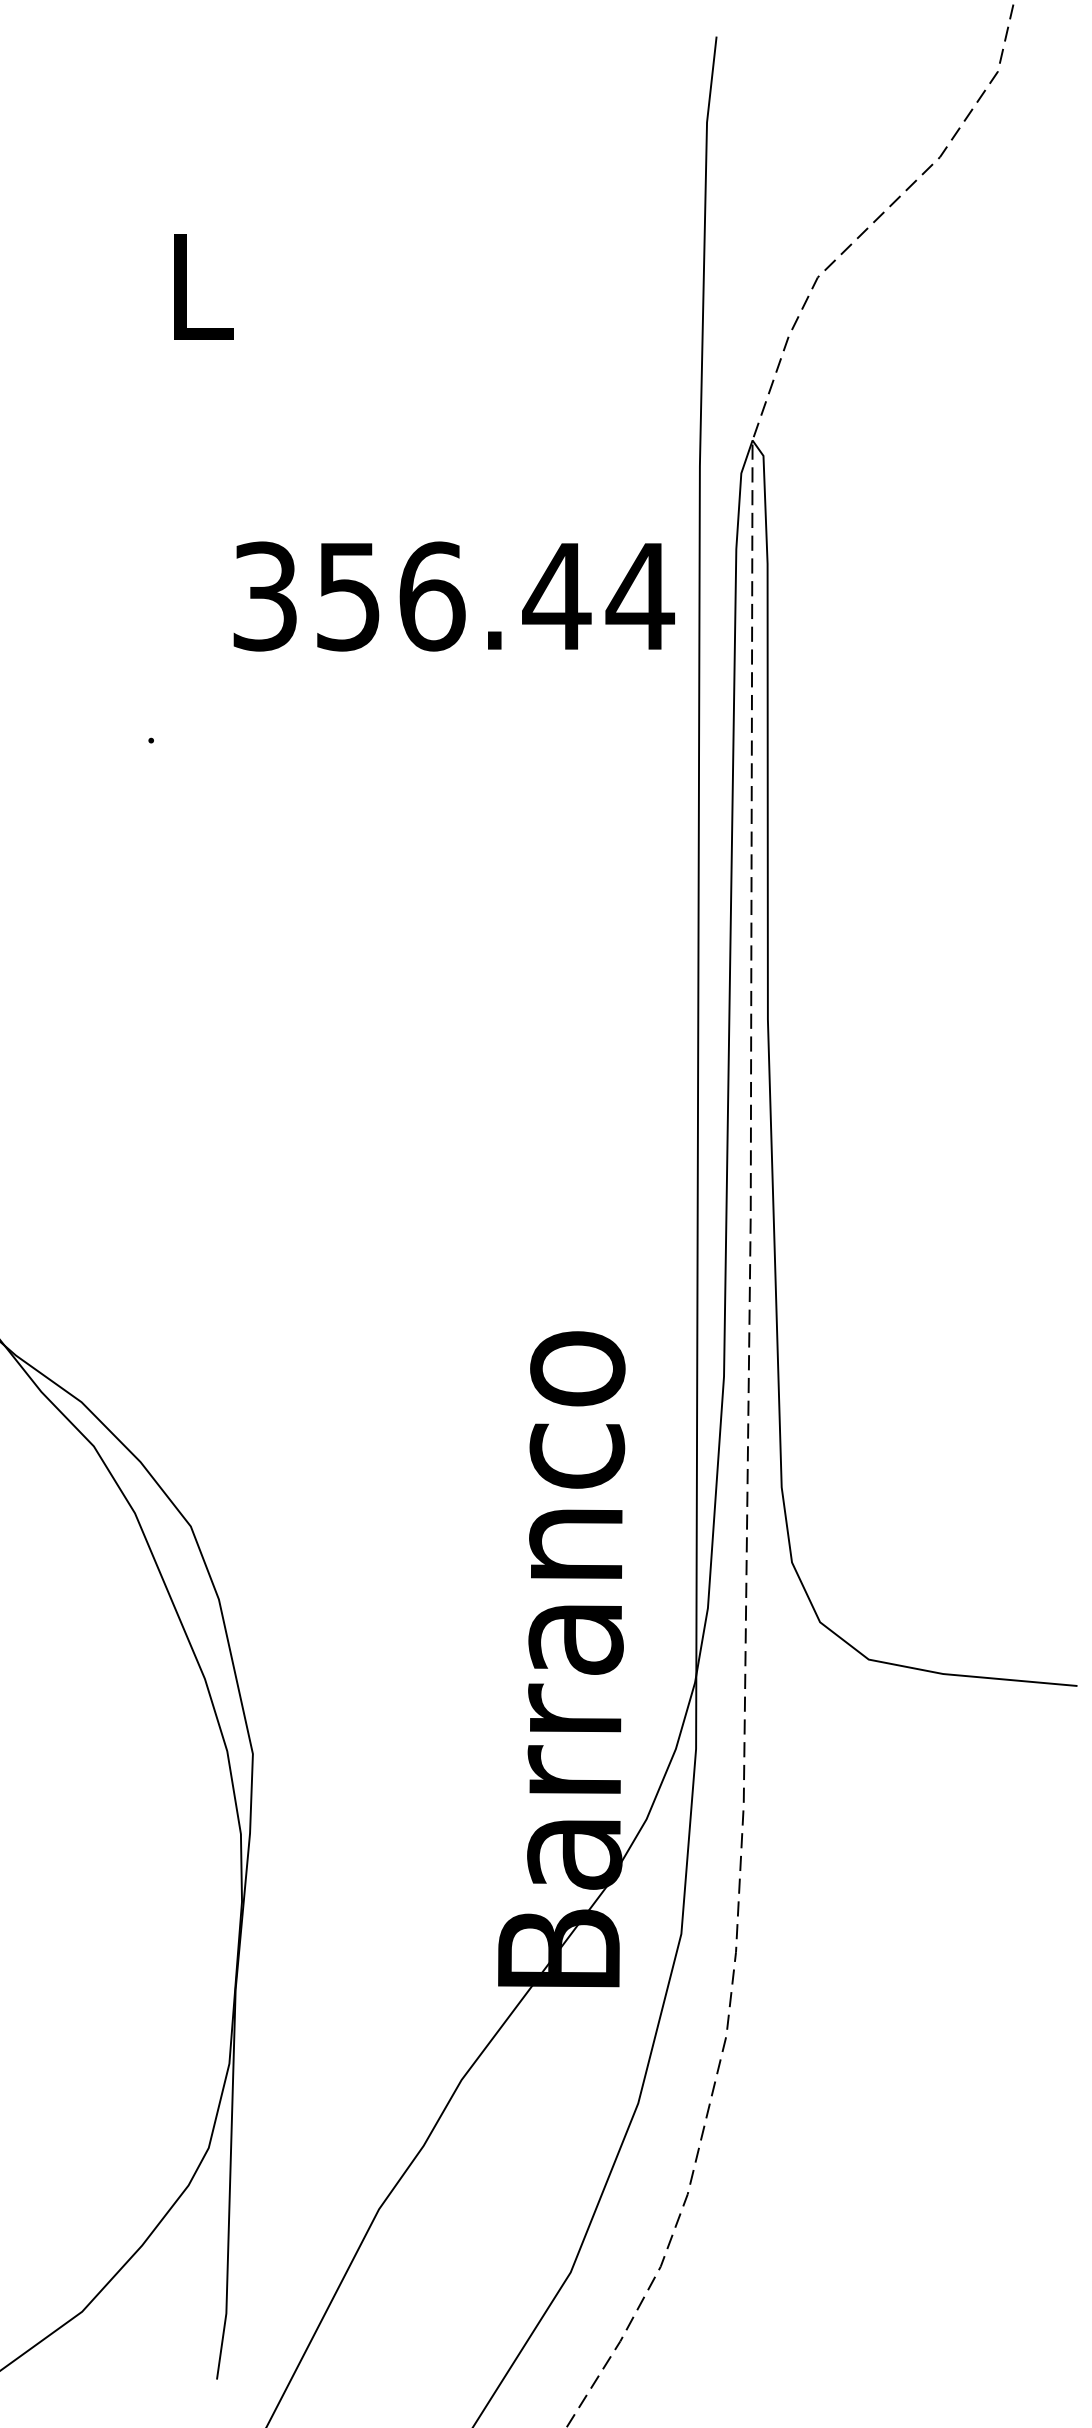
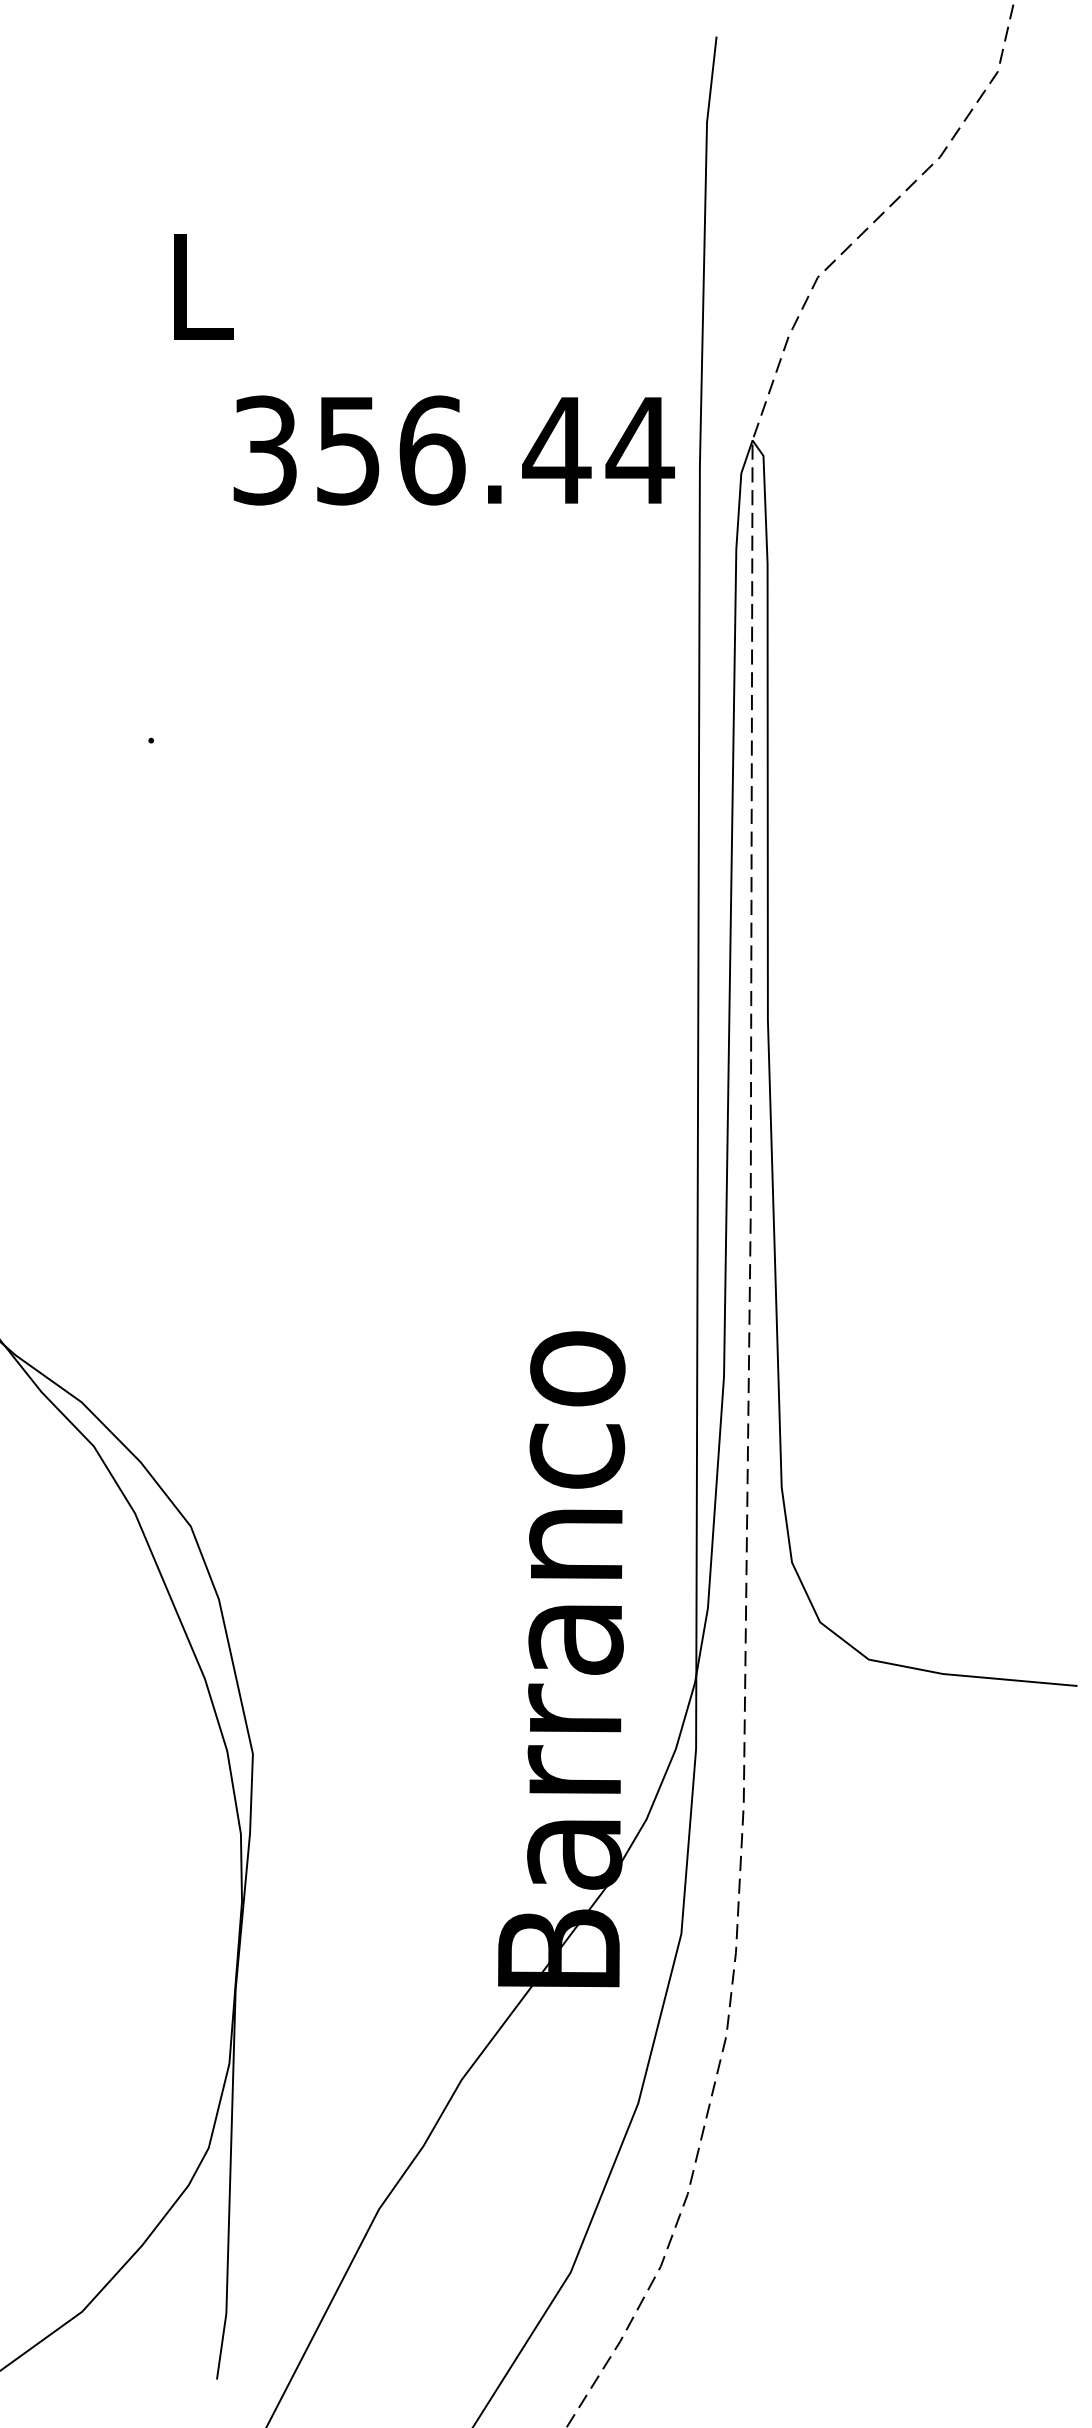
text position: (453, 596) -> (453, 450) (453, 450)
